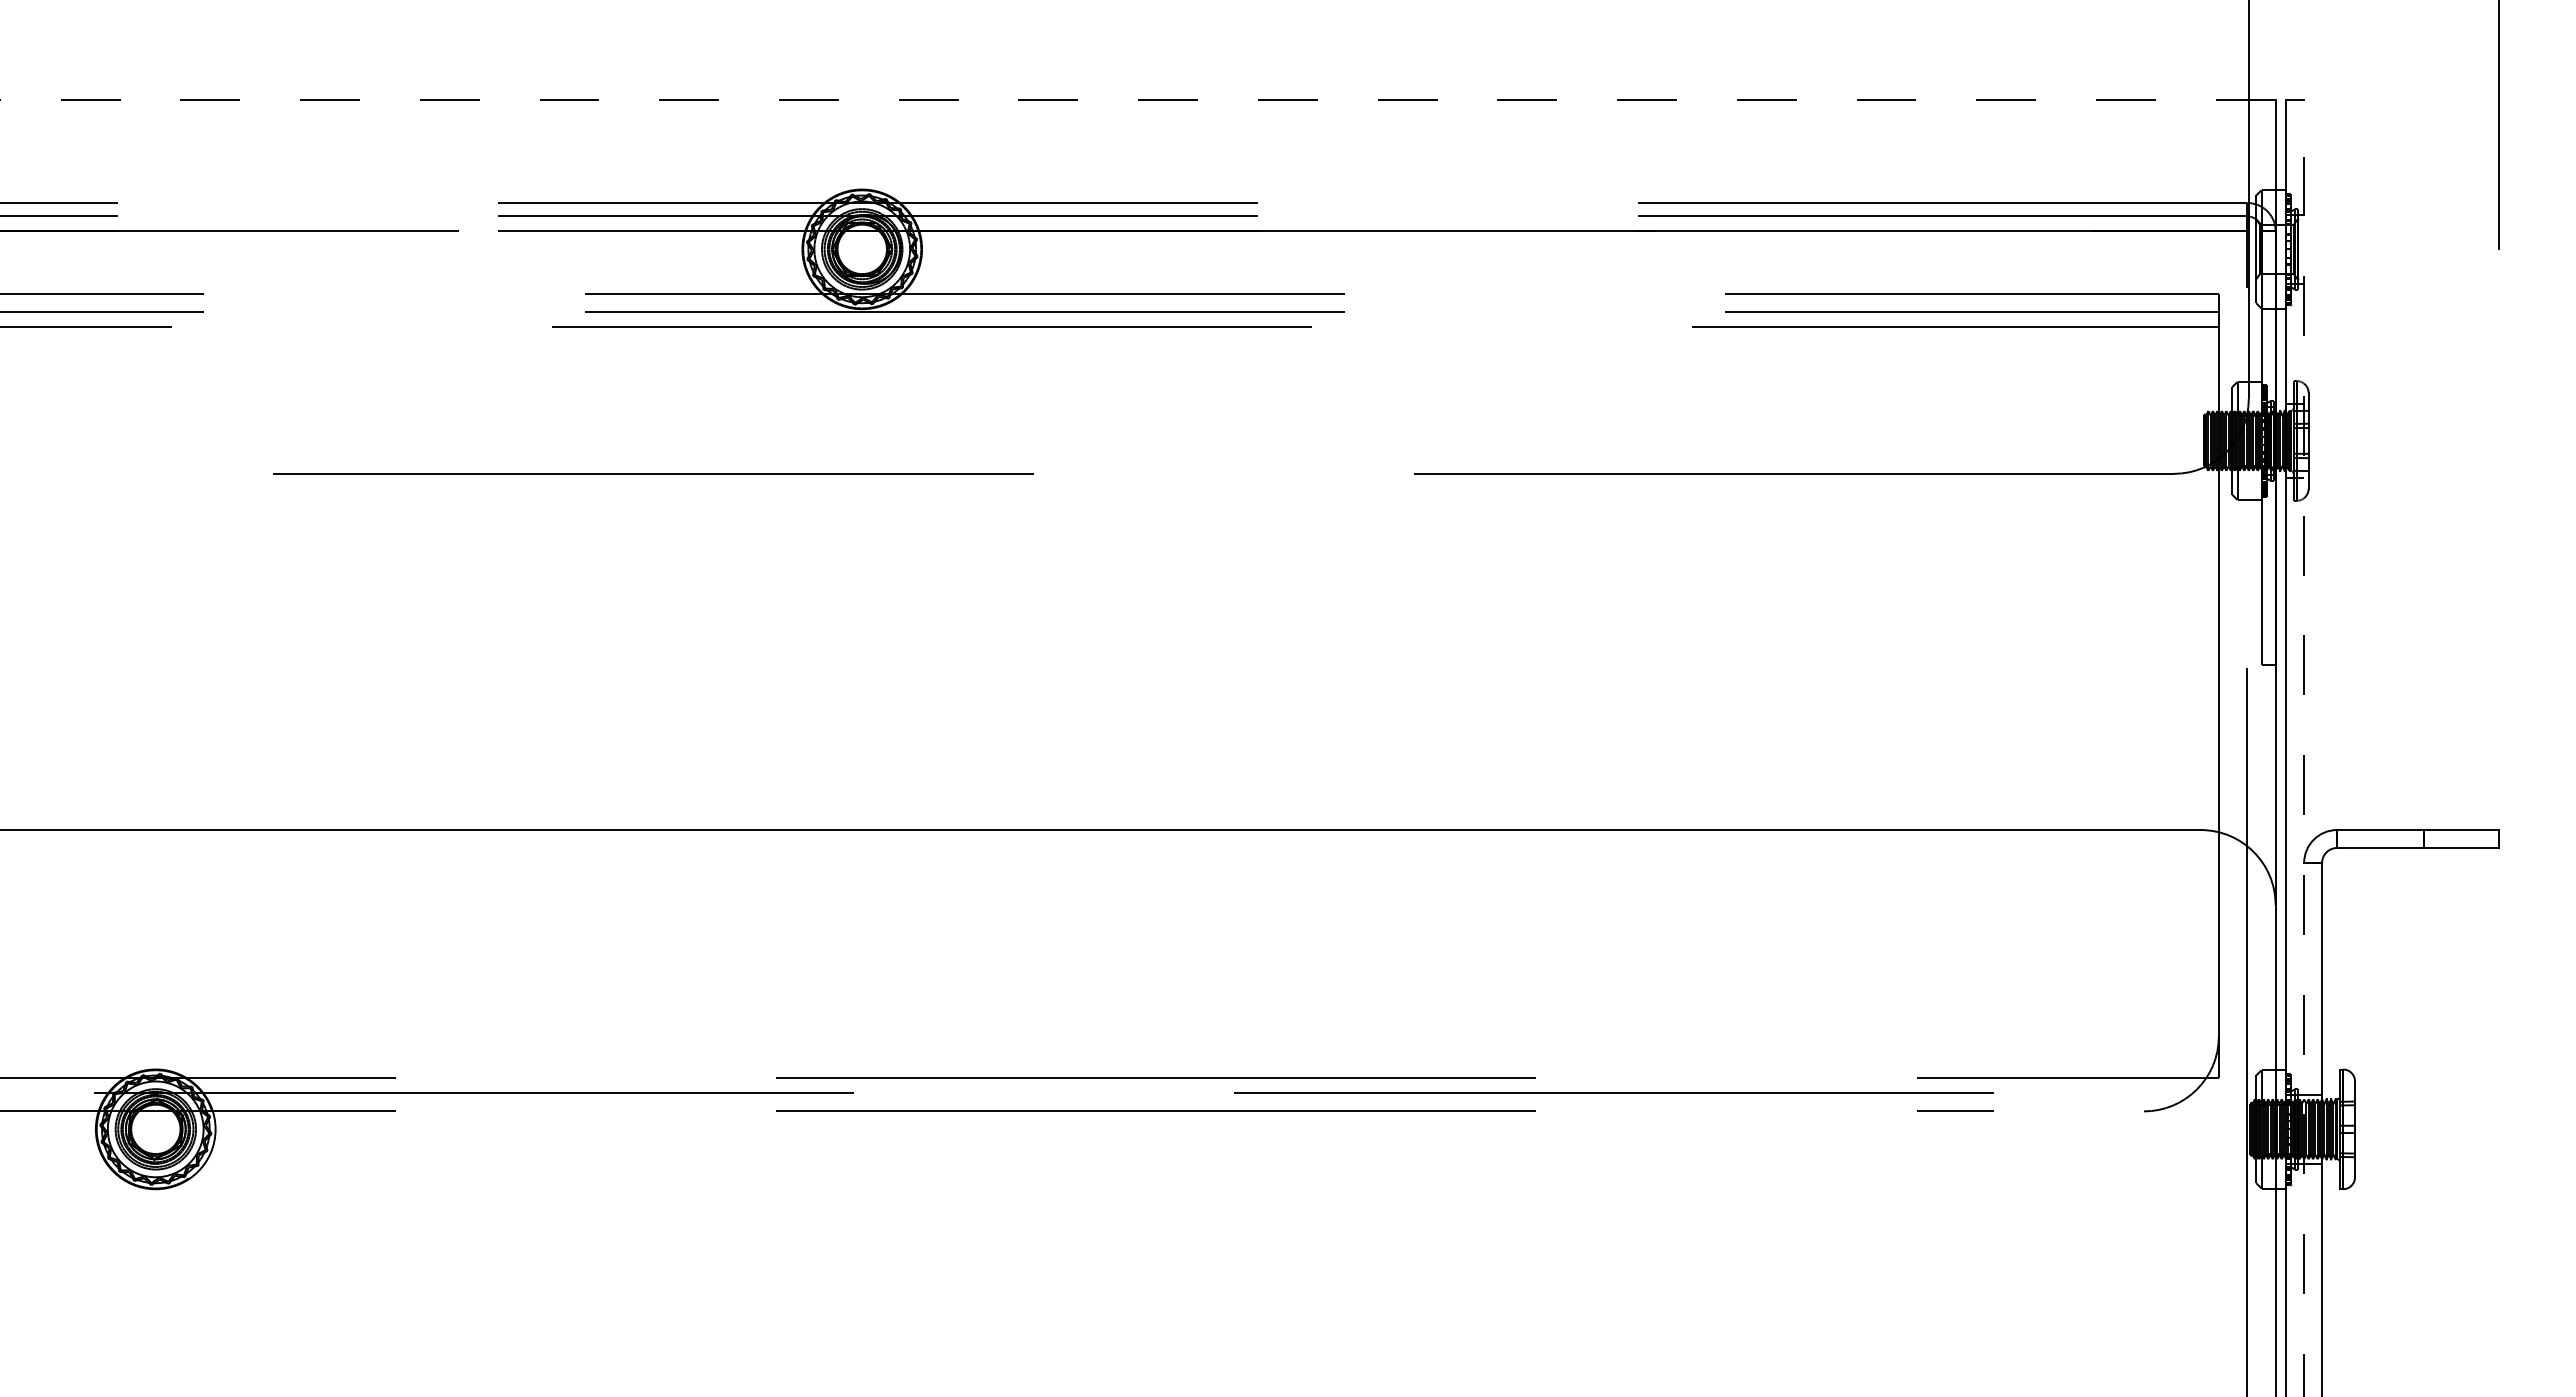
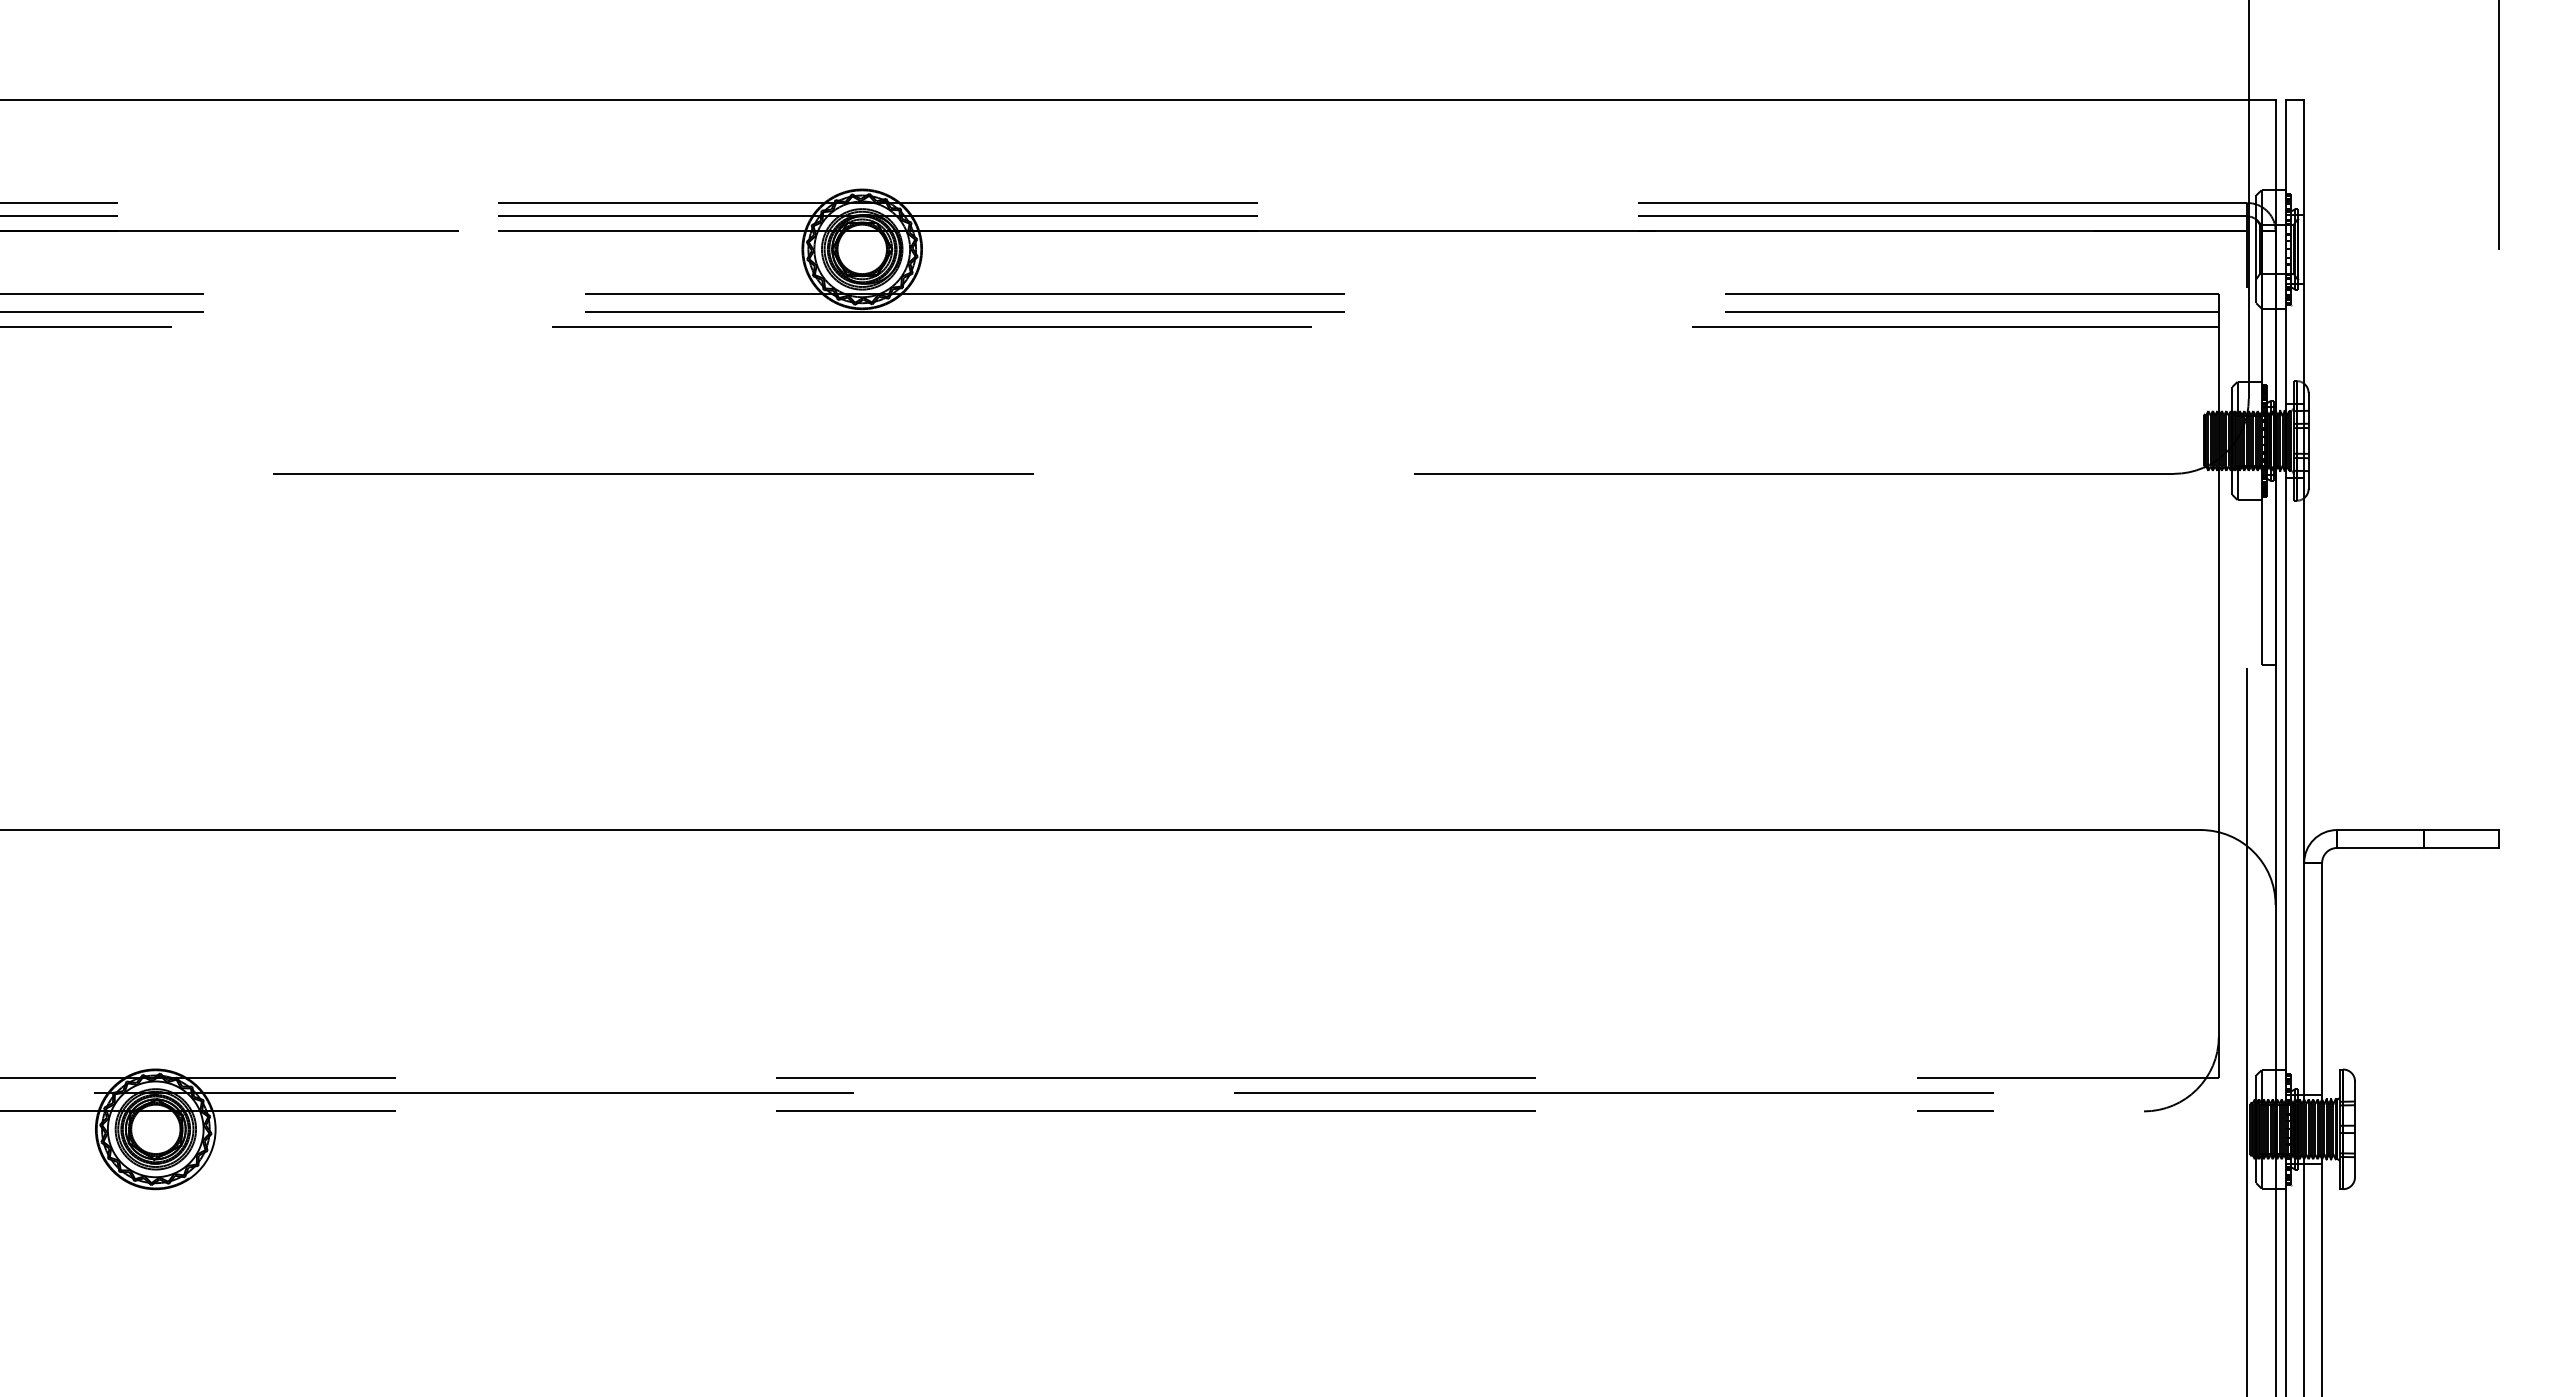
line: dashed -> solid (1137, 99)
line: dashed -> solid (2304, 747)
